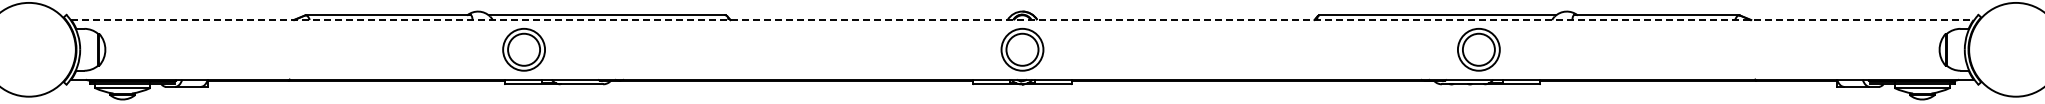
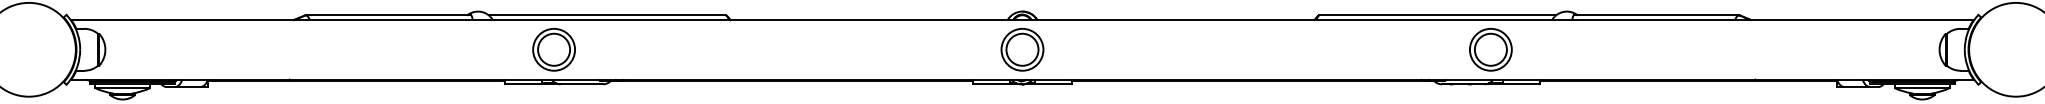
line: dashed -> solid (1022, 20)
part position: (523, 49) -> (553, 49) (553, 49)
part position: (1478, 49) -> (1490, 49) (1490, 49)
